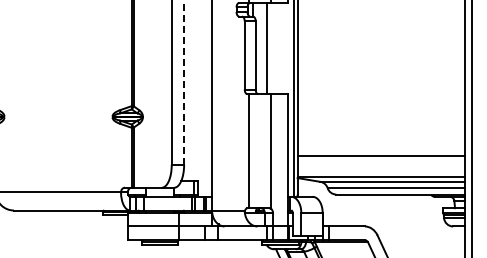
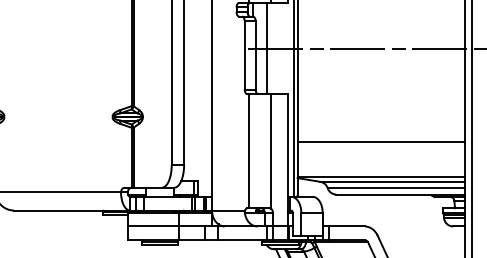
line: none -> present (365, 48)
line: dashed -> solid (184, 82)
line position: (380, 155) -> (380, 141) (380, 141)
